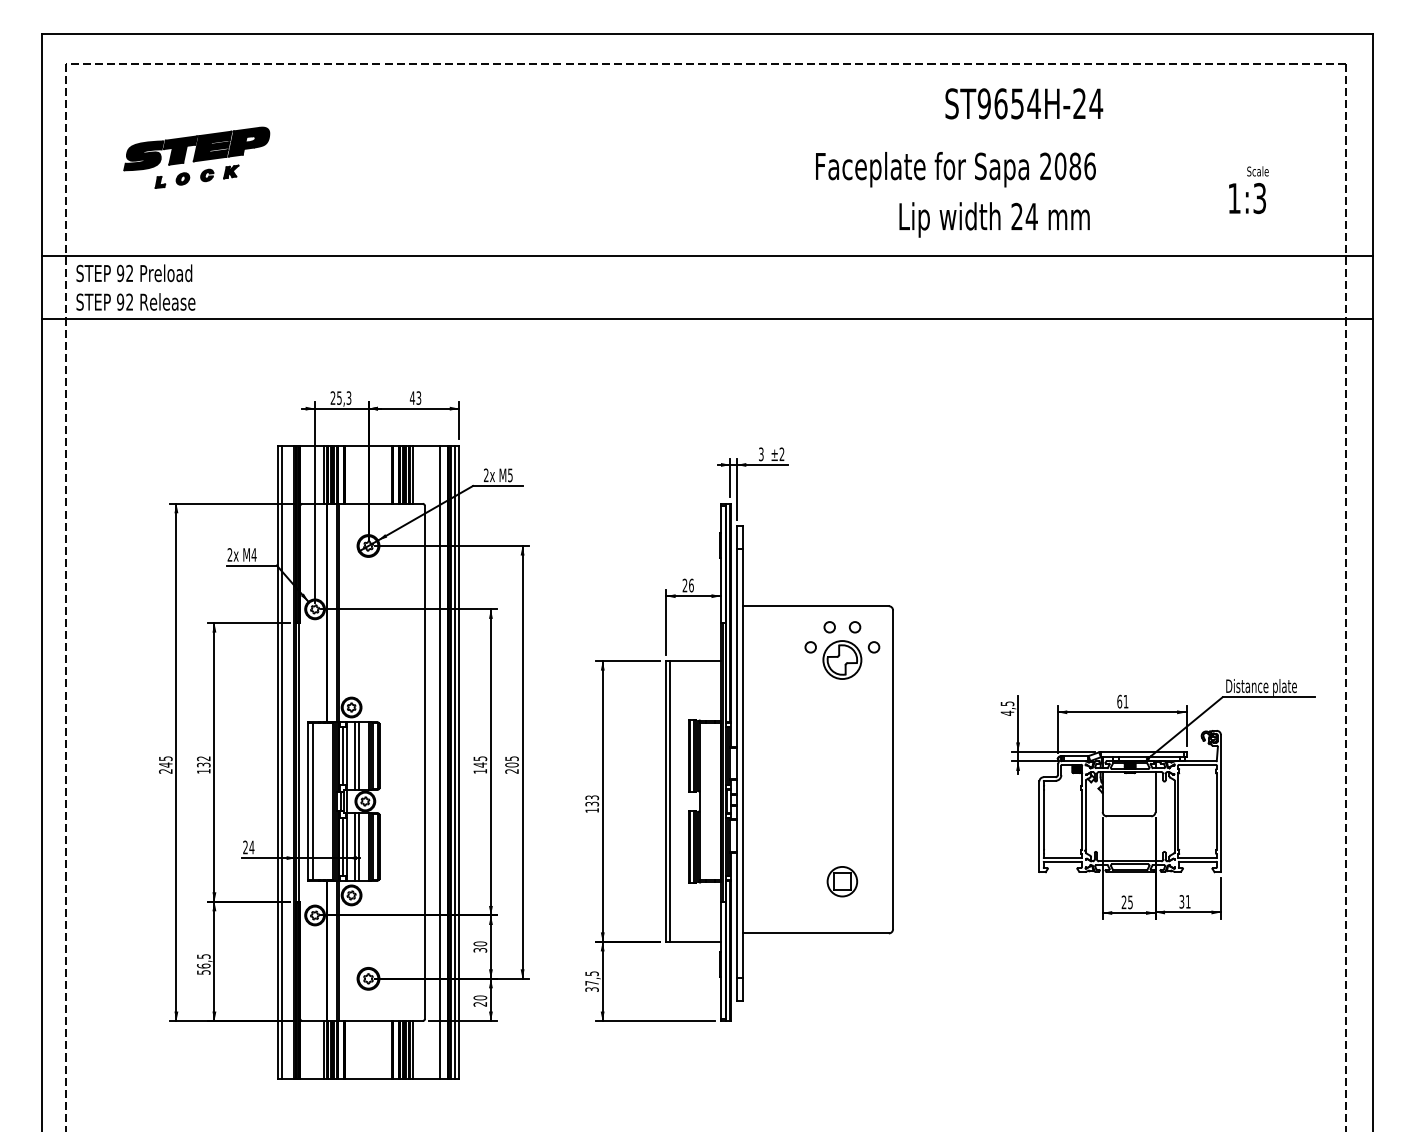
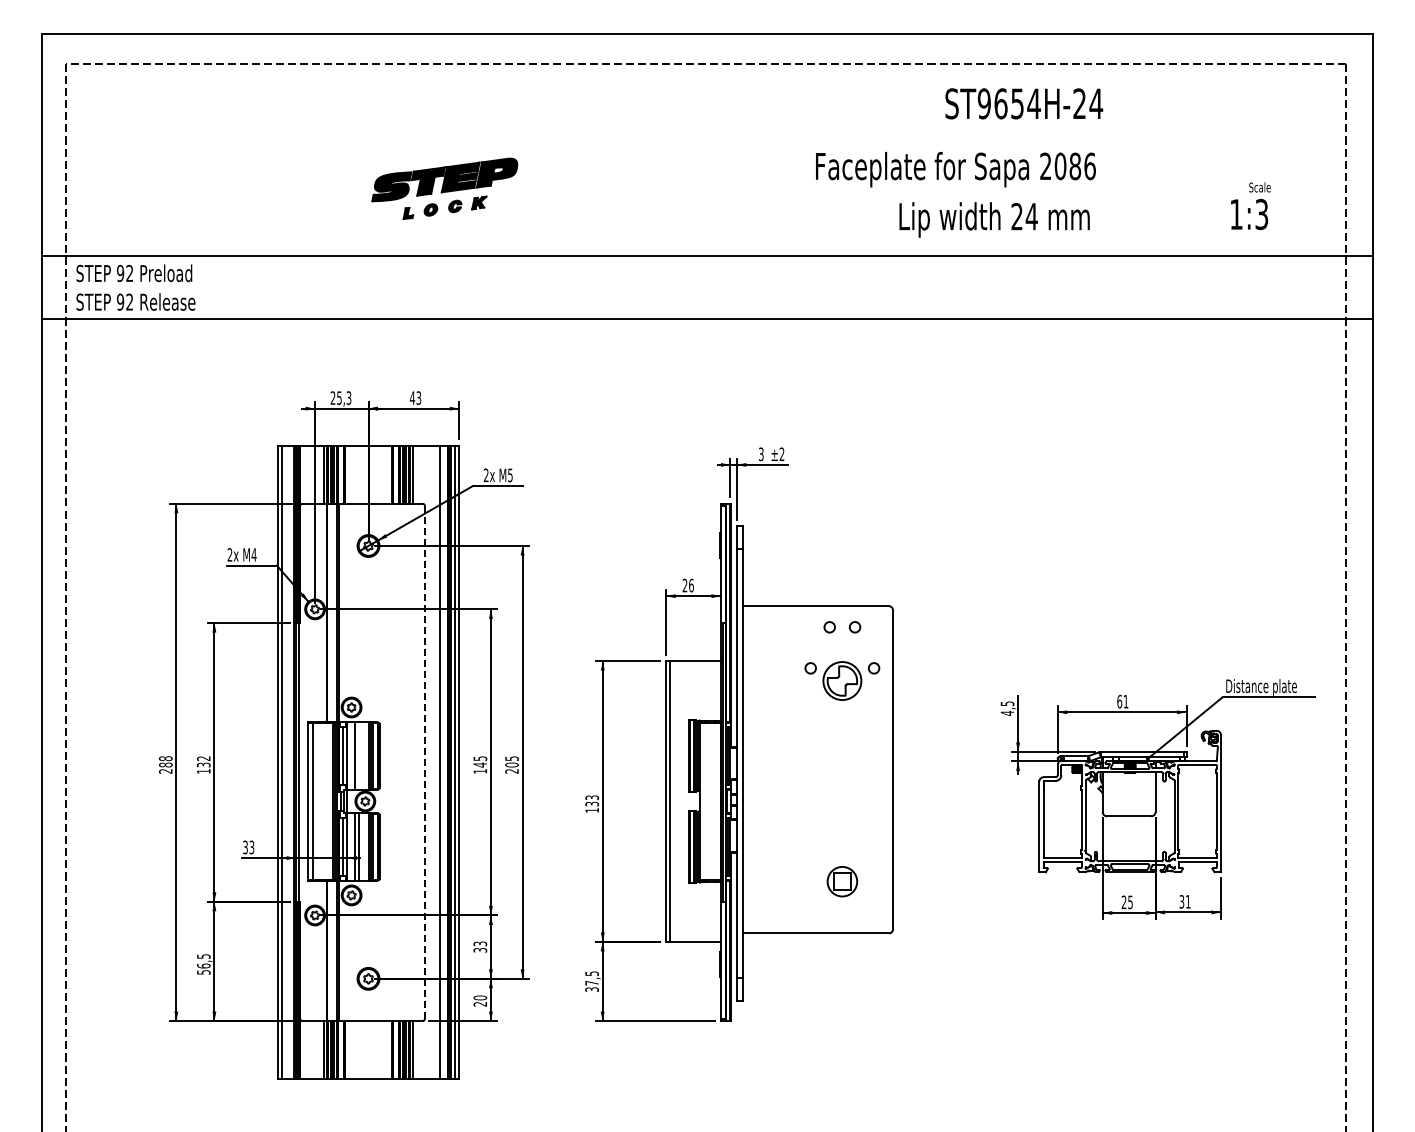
part position: (196, 157) -> (444, 188) (444, 188)
text position: (1248, 190) -> (1250, 206) (1250, 206)
part position: (842, 659) -> (842, 680) (842, 680)
line: present -> none (358, 755)
text: 245 -> 288 (165, 761)
line: solid -> dashed (424, 762)
text: 24 -> 33 (248, 847)
text: 30 -> 33 (480, 943)
